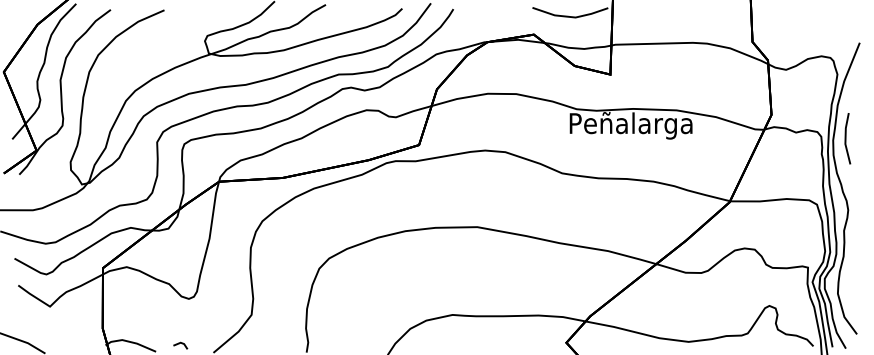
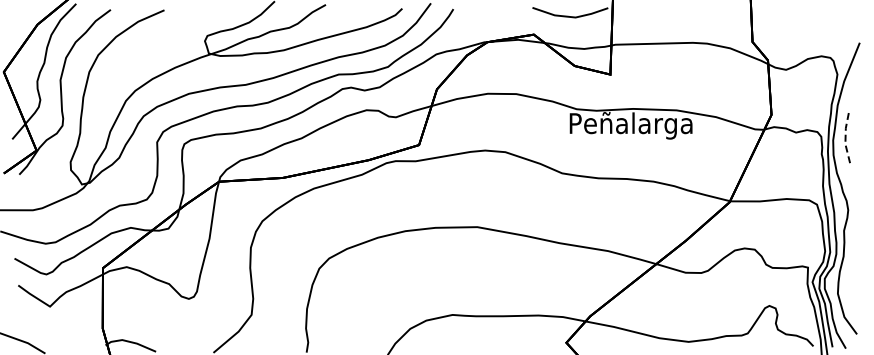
line: solid -> dashed (845, 139)
line: present -> none (179, 344)
